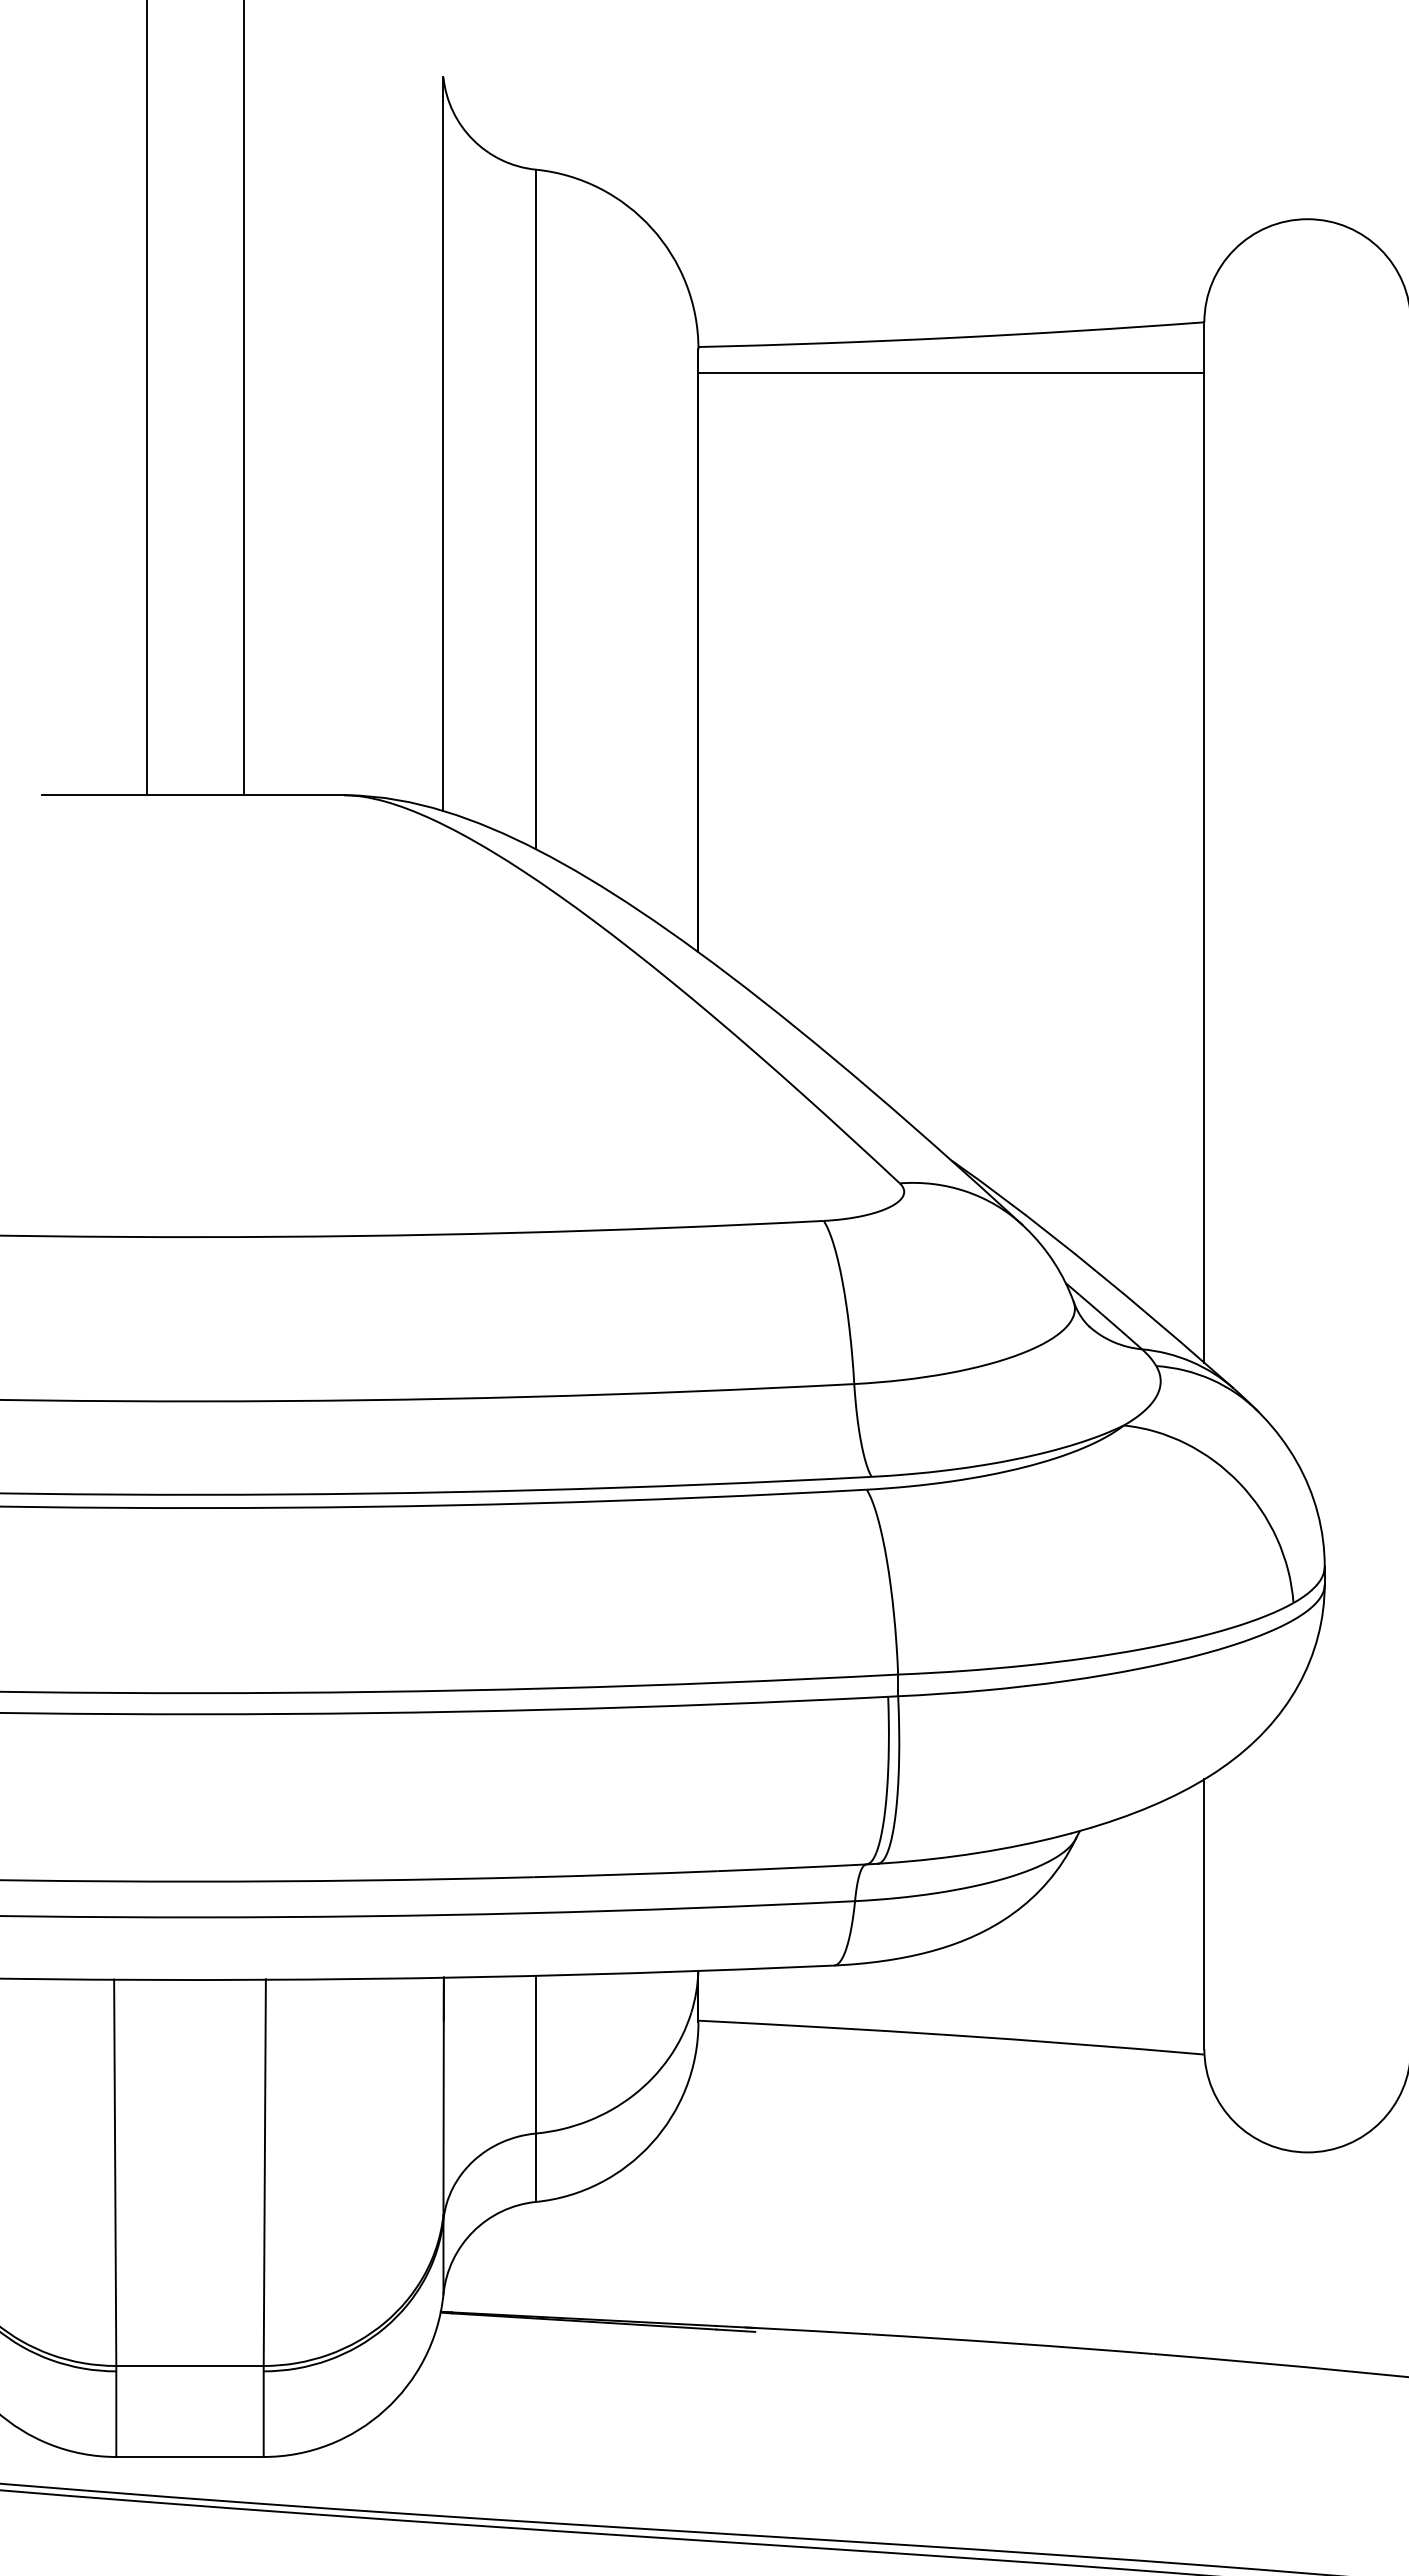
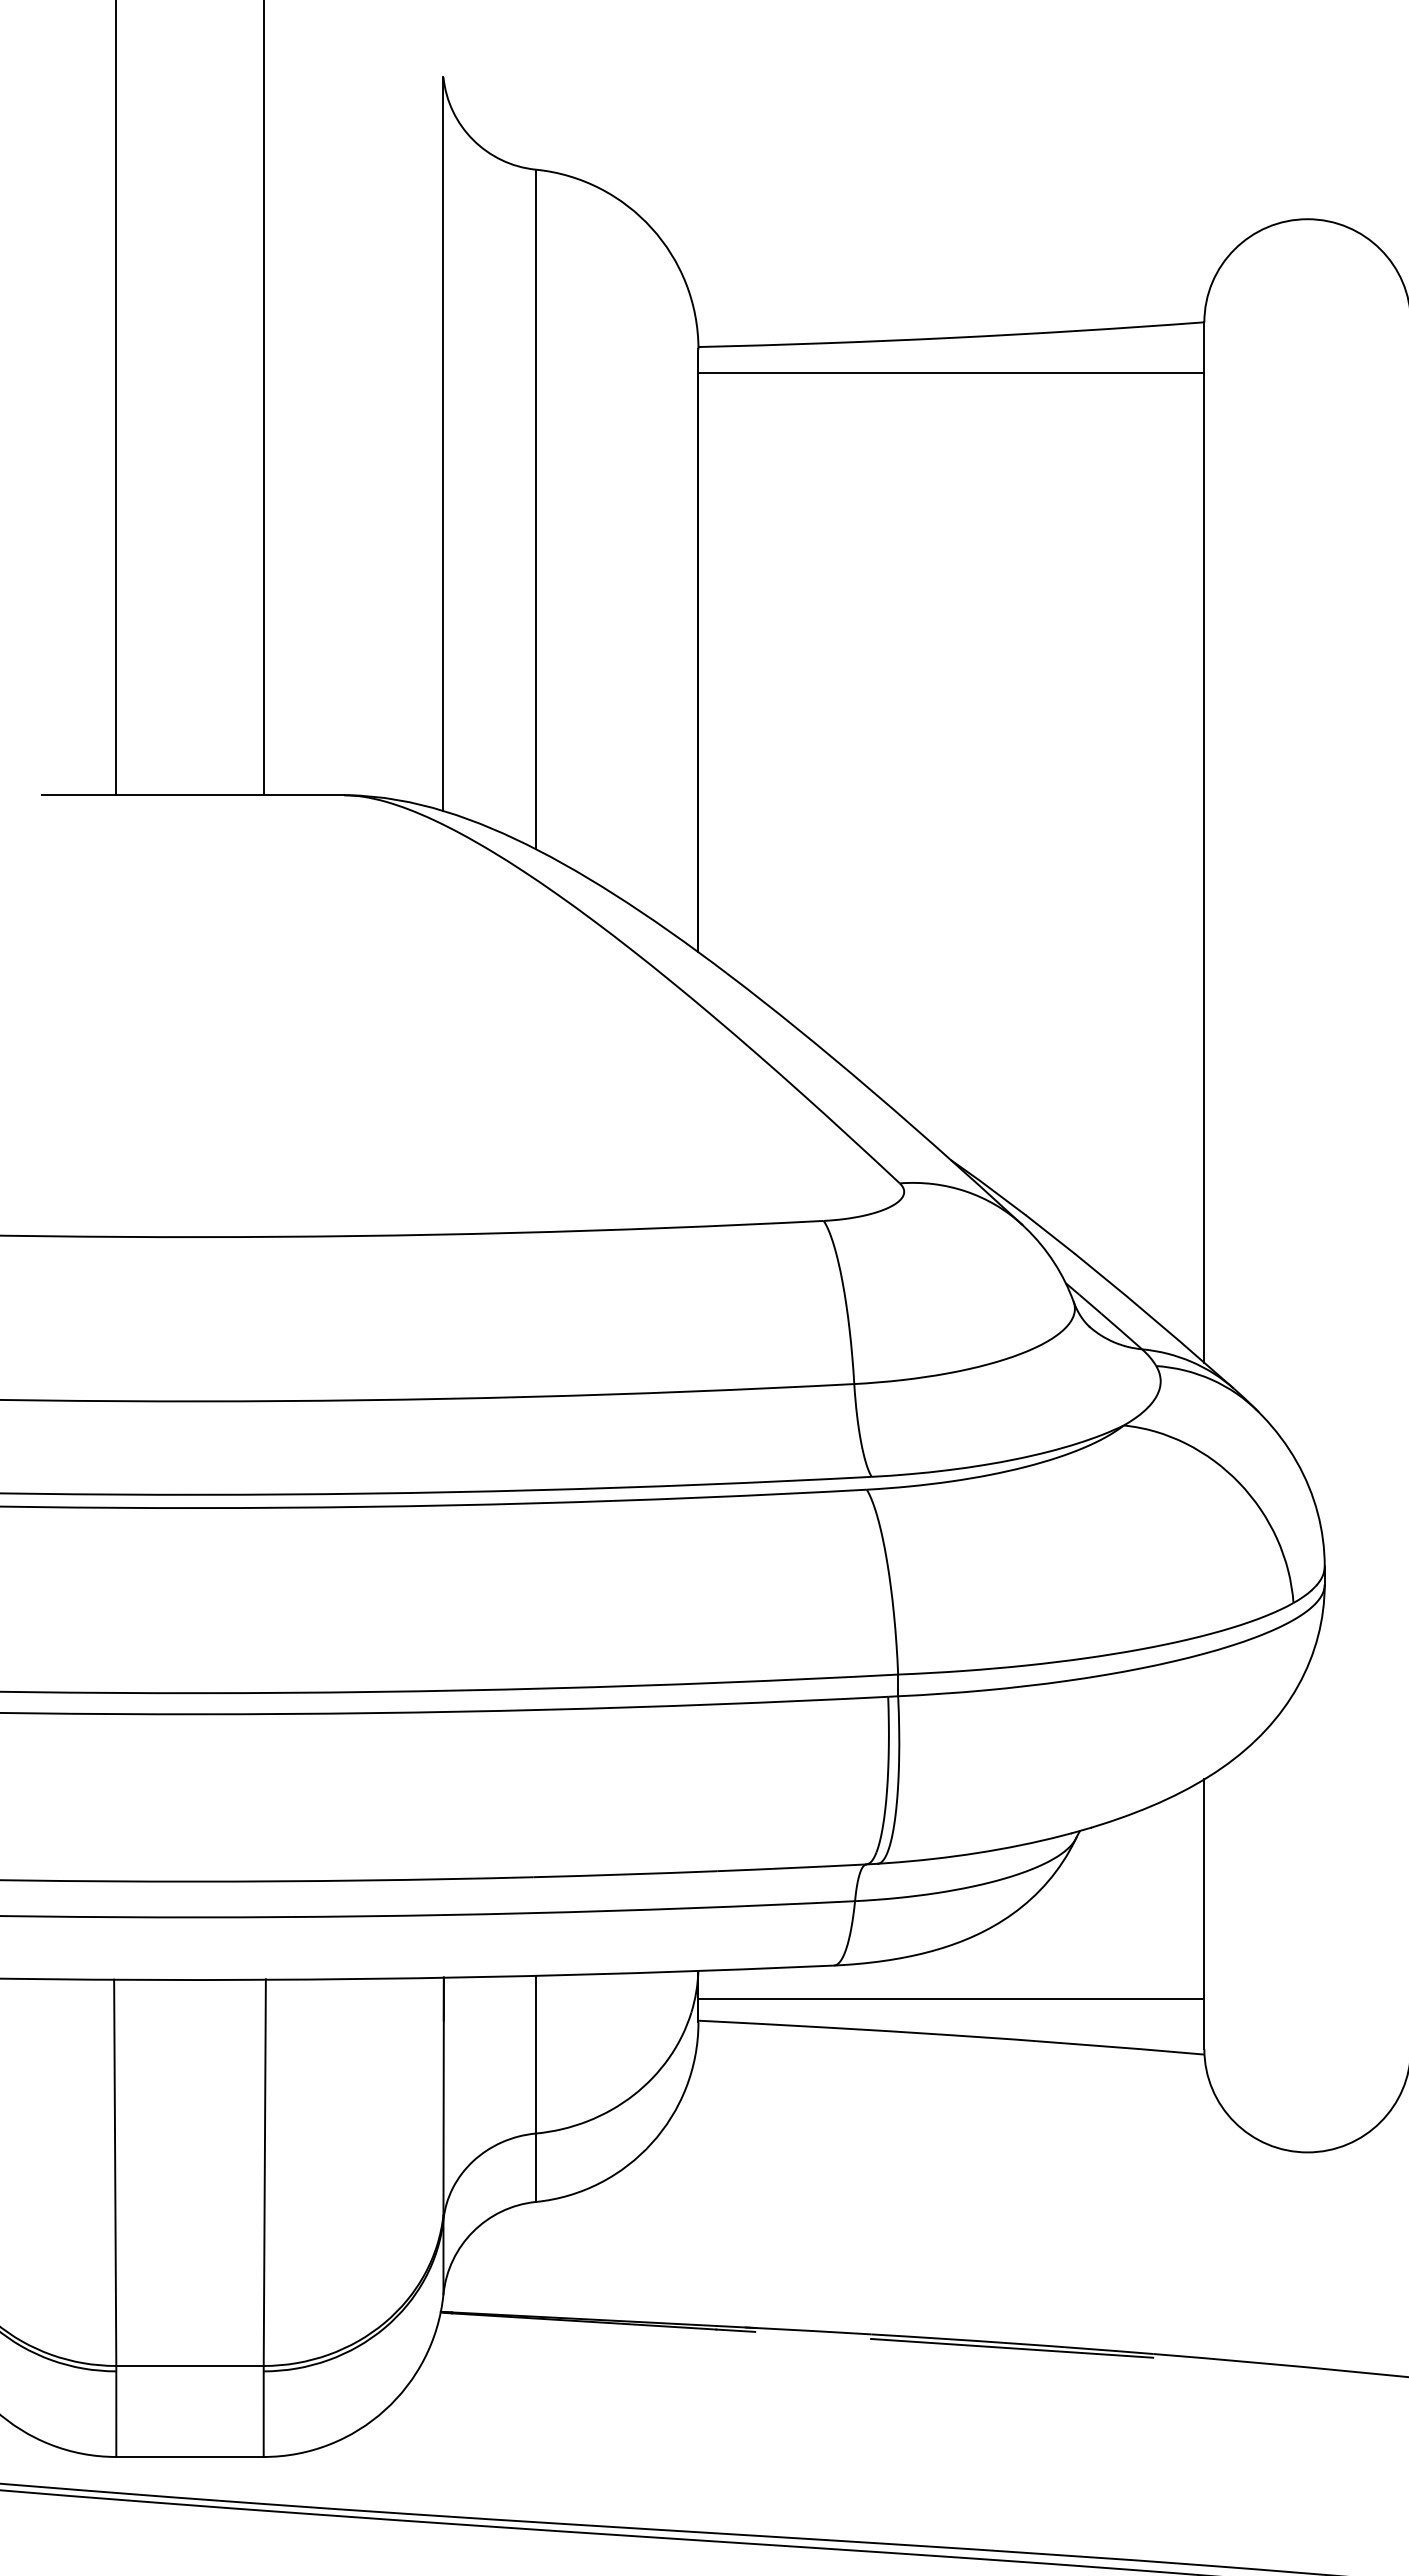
line position: (147, 398) -> (116, 398) (116, 398)
line position: (243, 398) -> (263, 398) (263, 398)
line: none -> present (951, 1998)
line: none -> present (1012, 2347)
